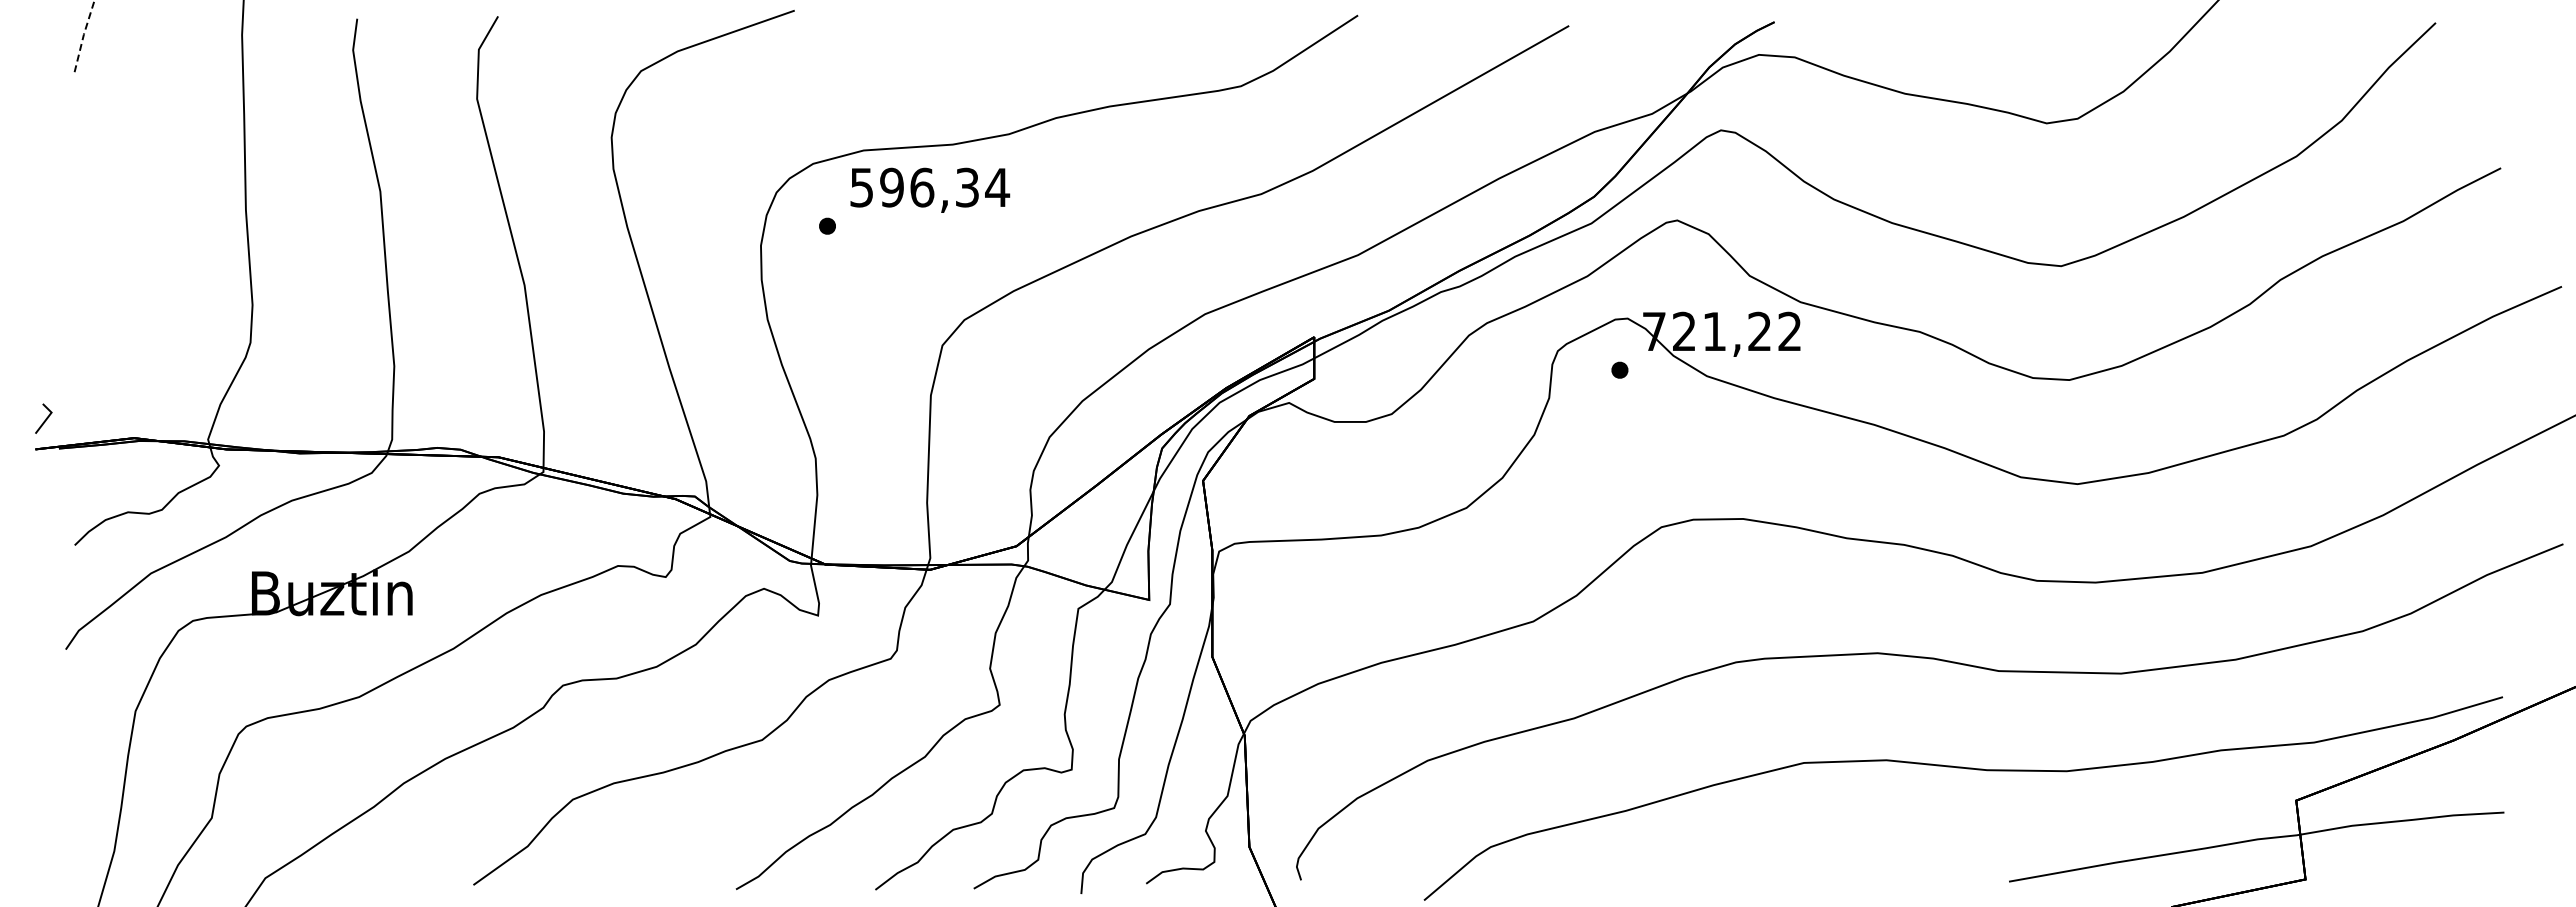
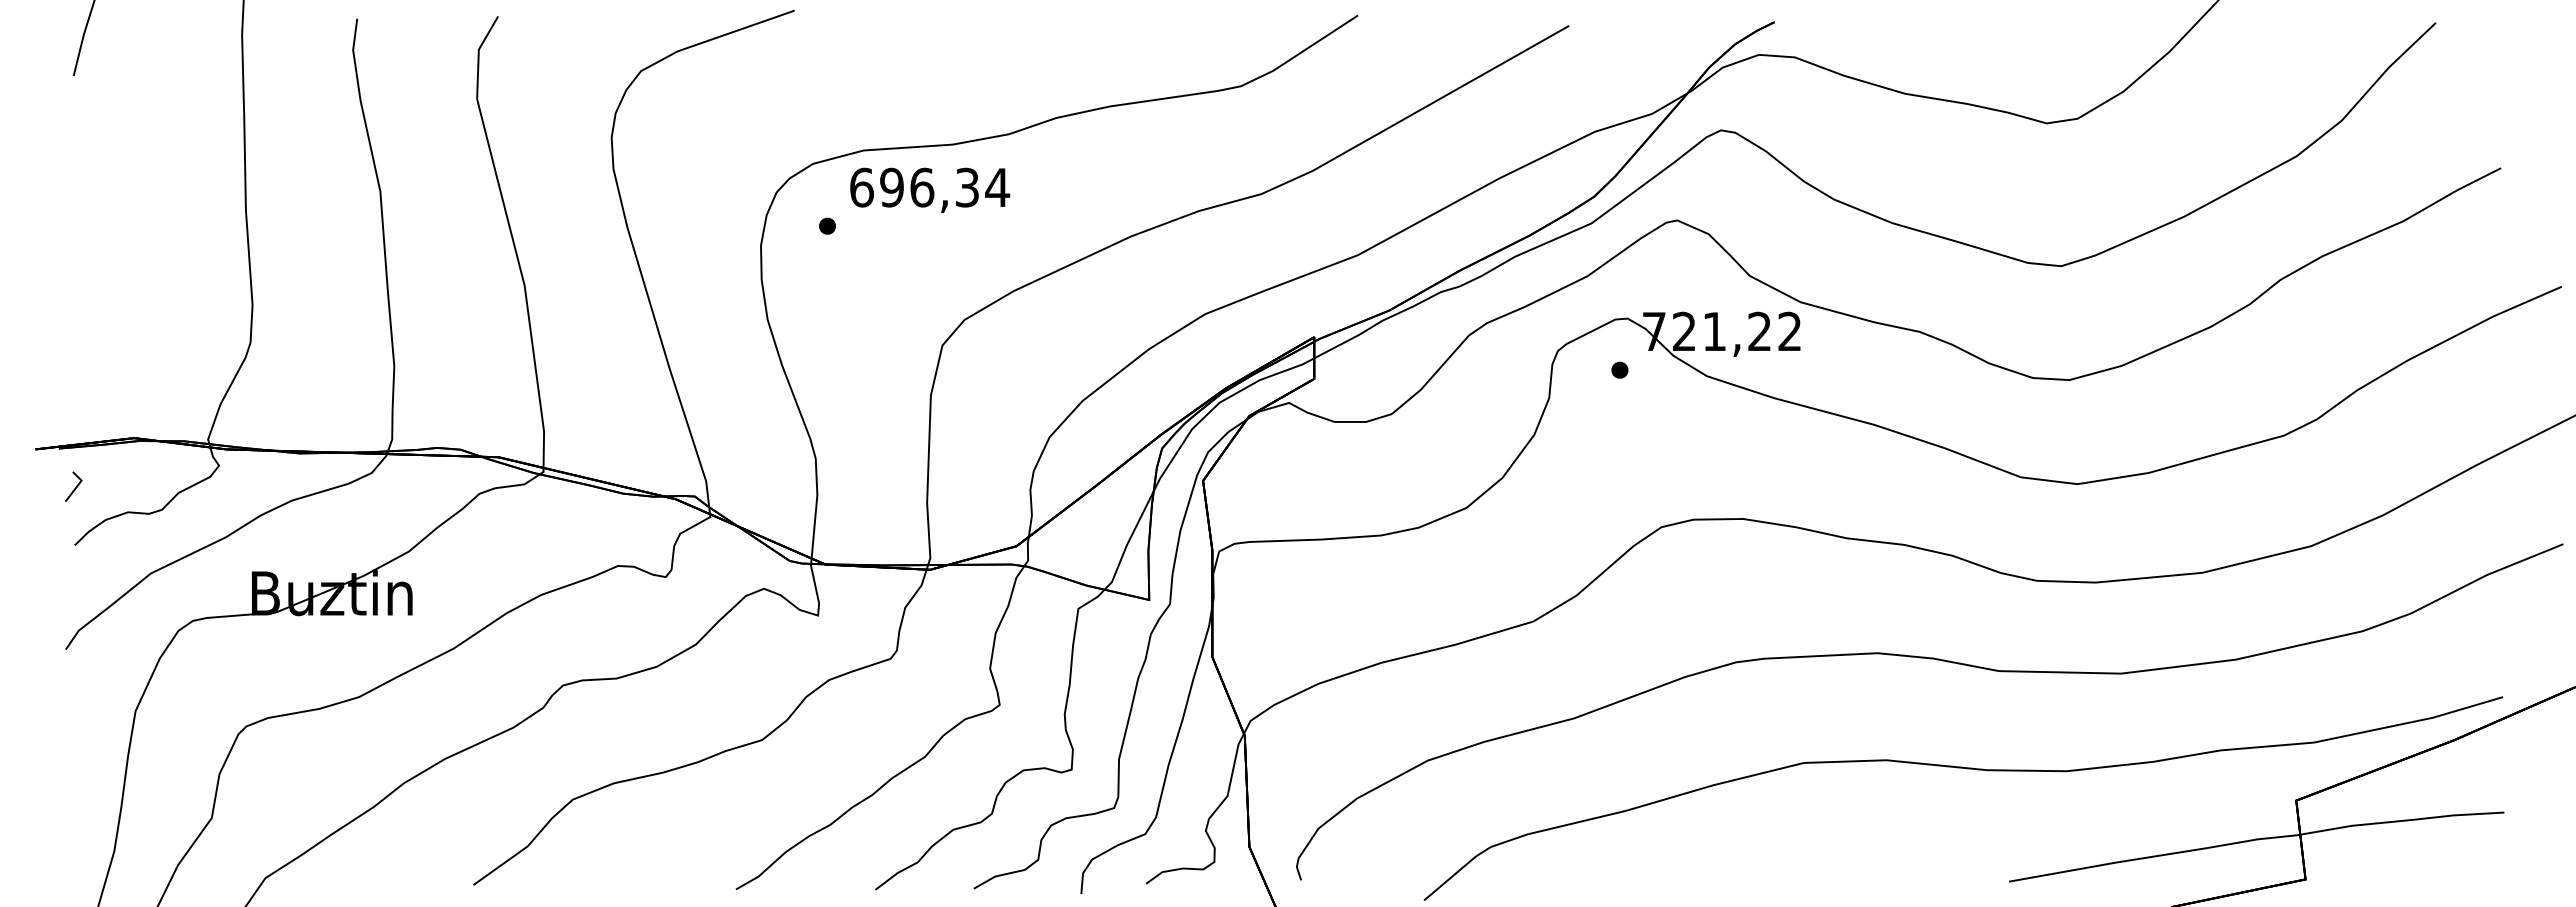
line: dashed -> solid (83, 37)
text: 596,34 -> 696,34 (861, 187)
line position: (45, 418) -> (75, 486) (75, 486)
